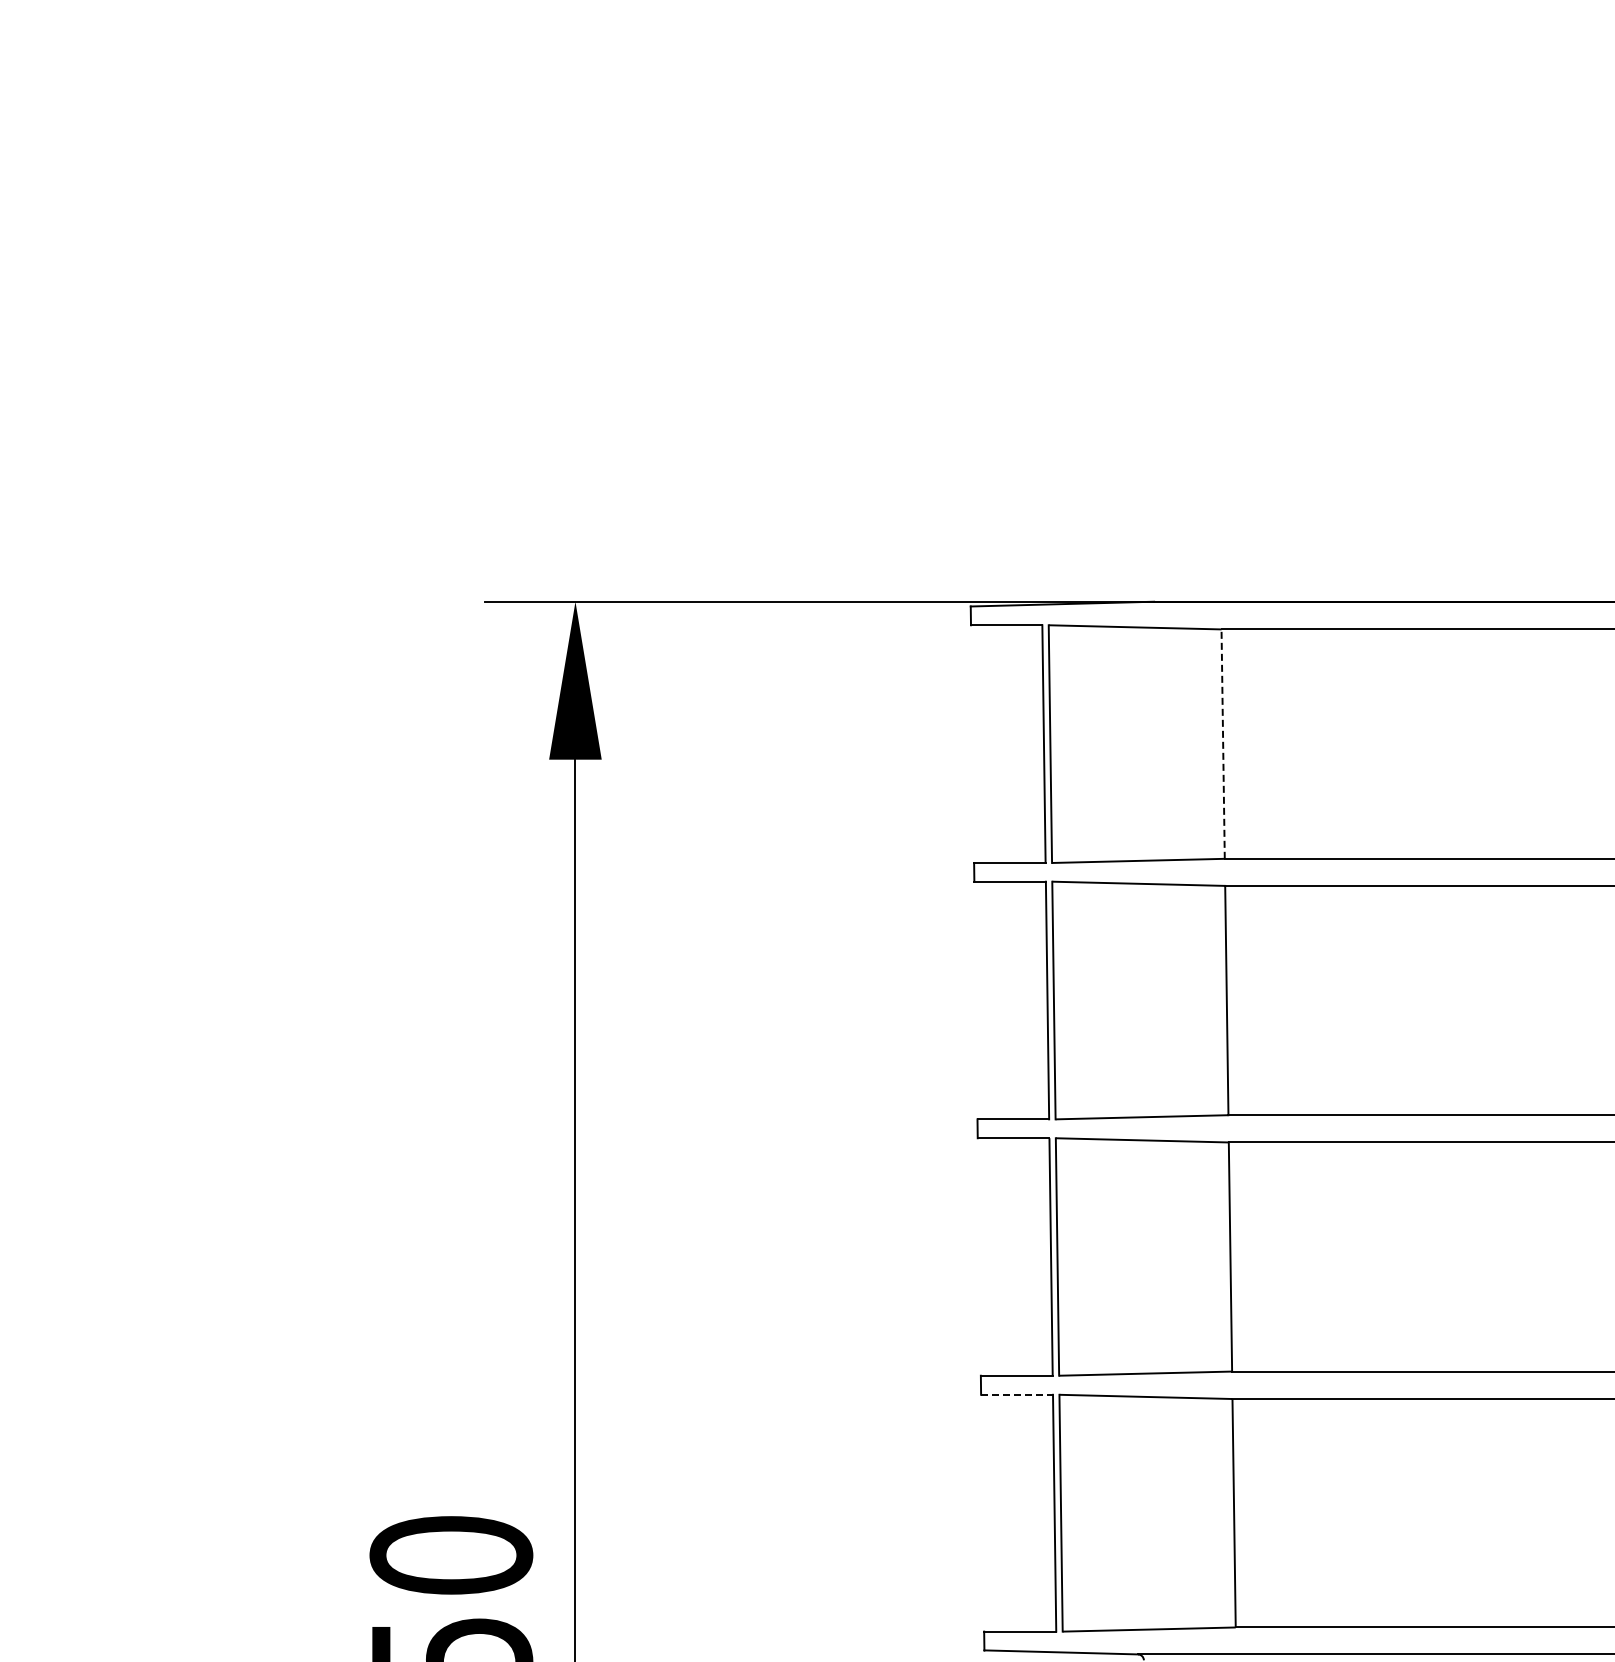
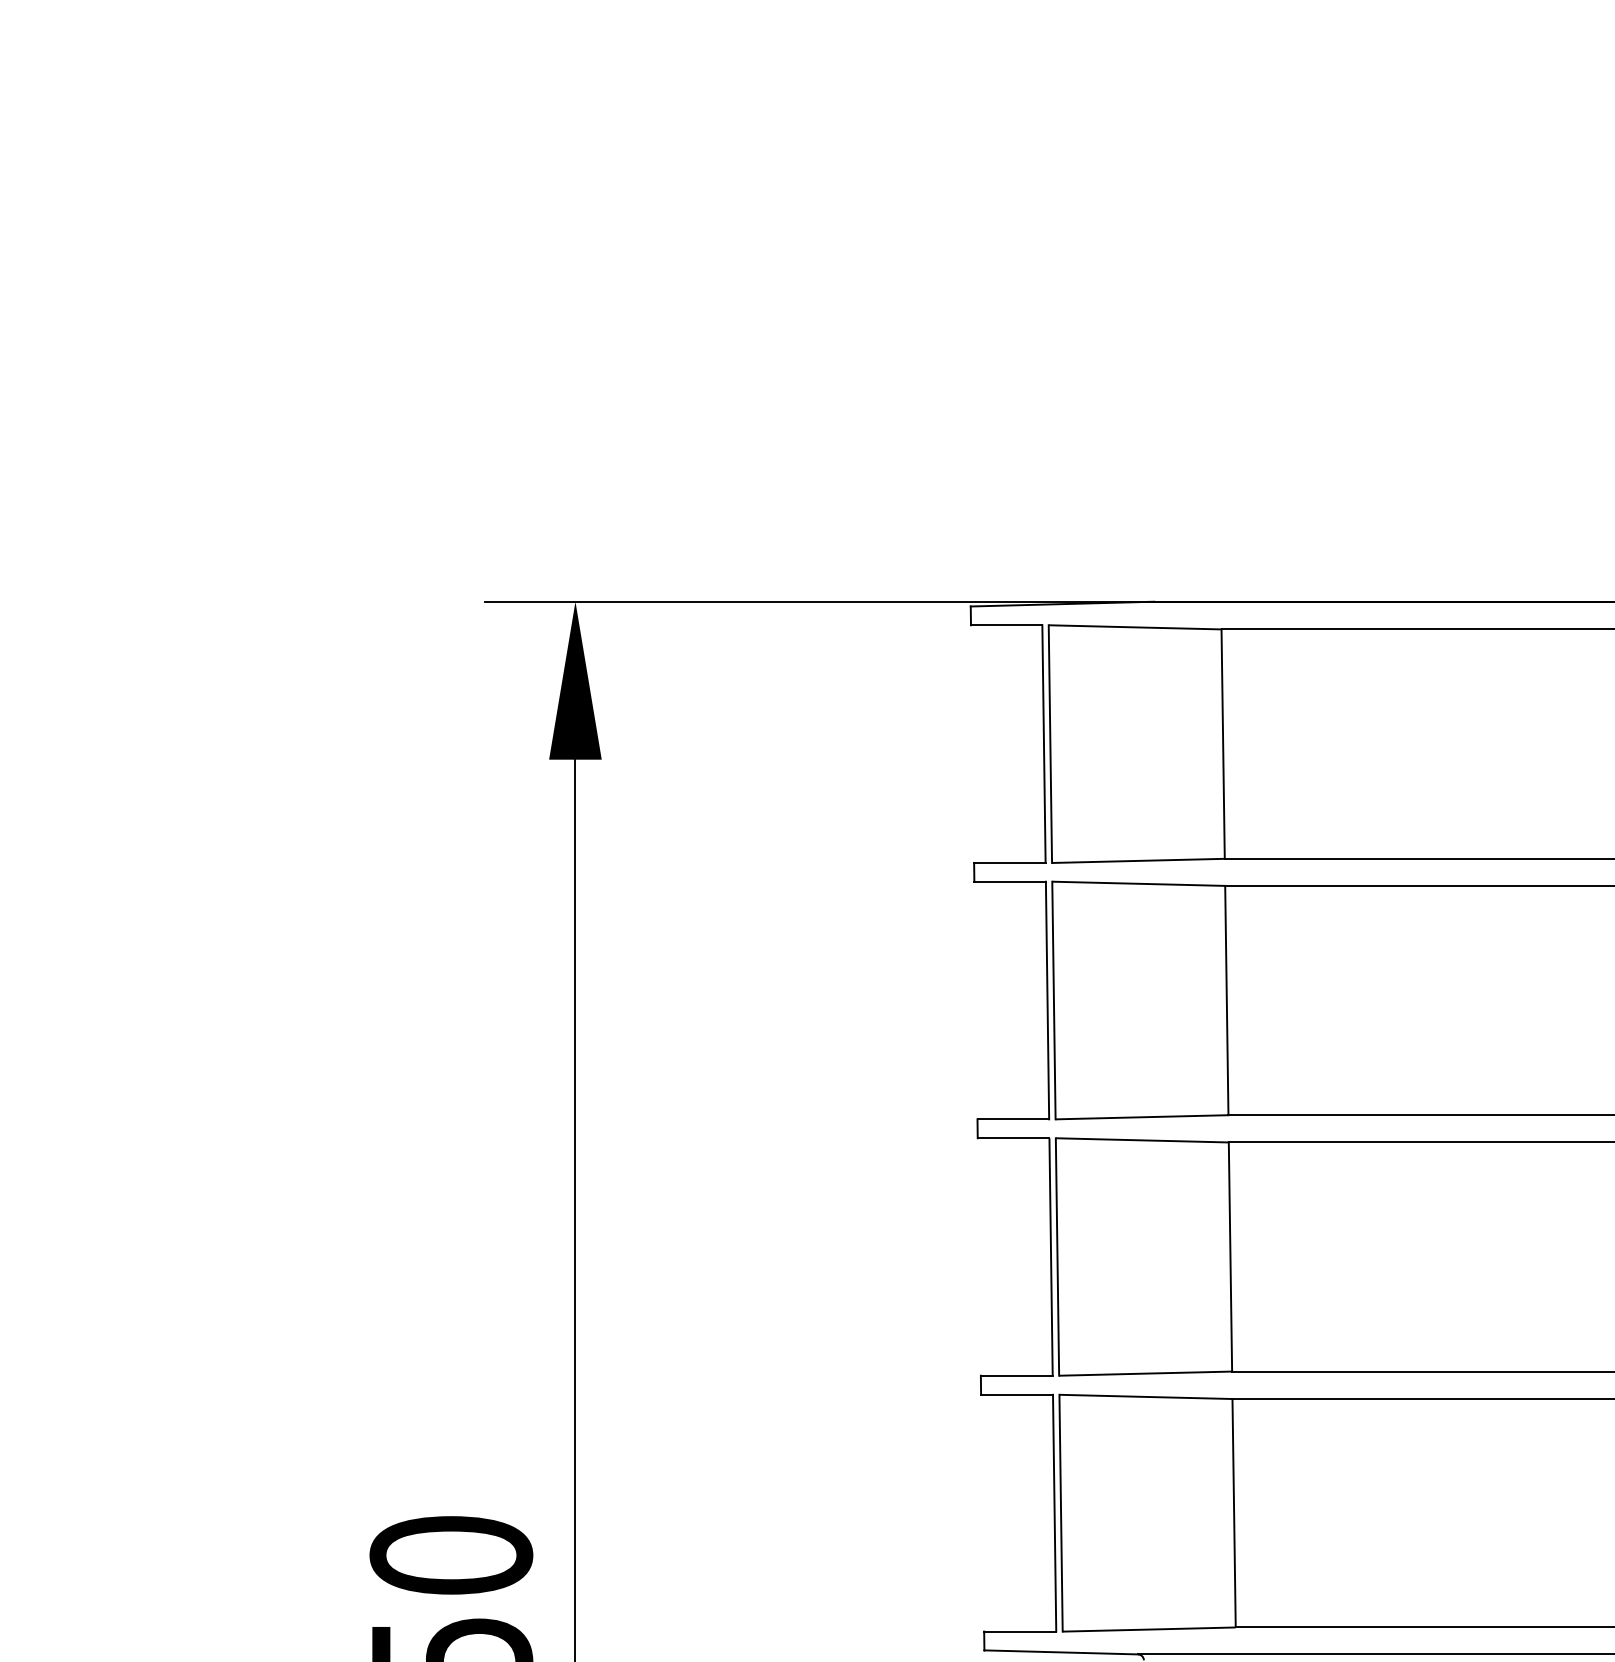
line: dashed -> solid (1223, 744)
line: dashed -> solid (1017, 1394)
